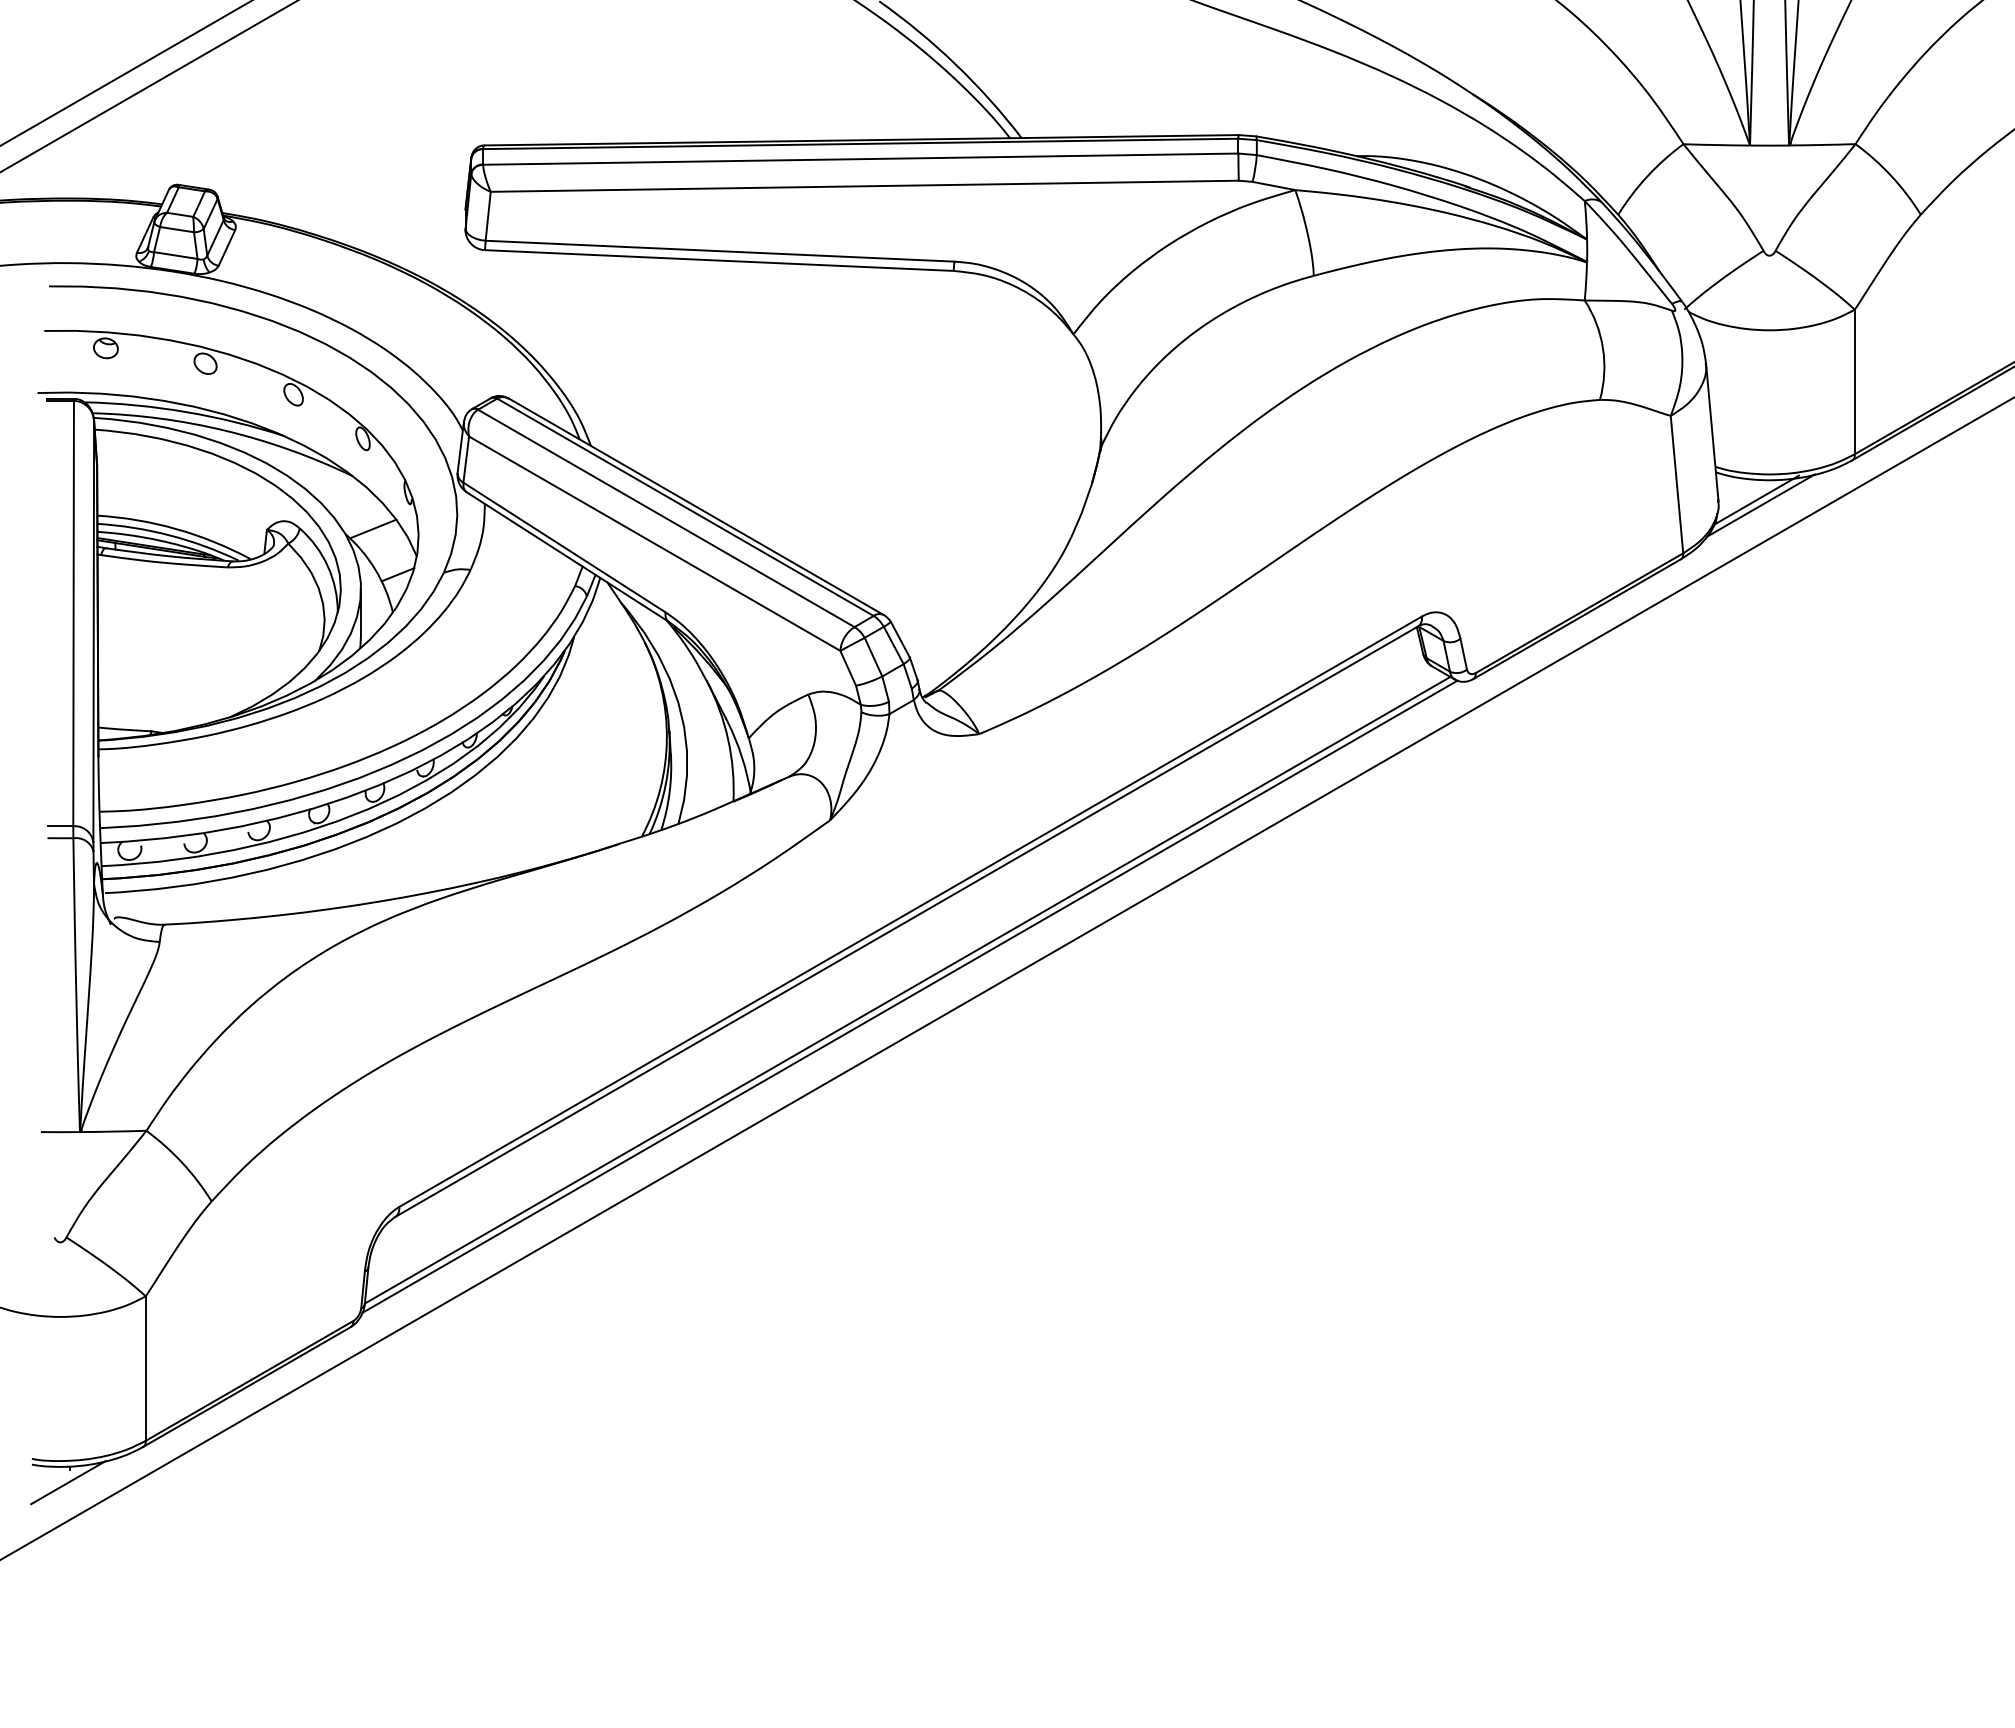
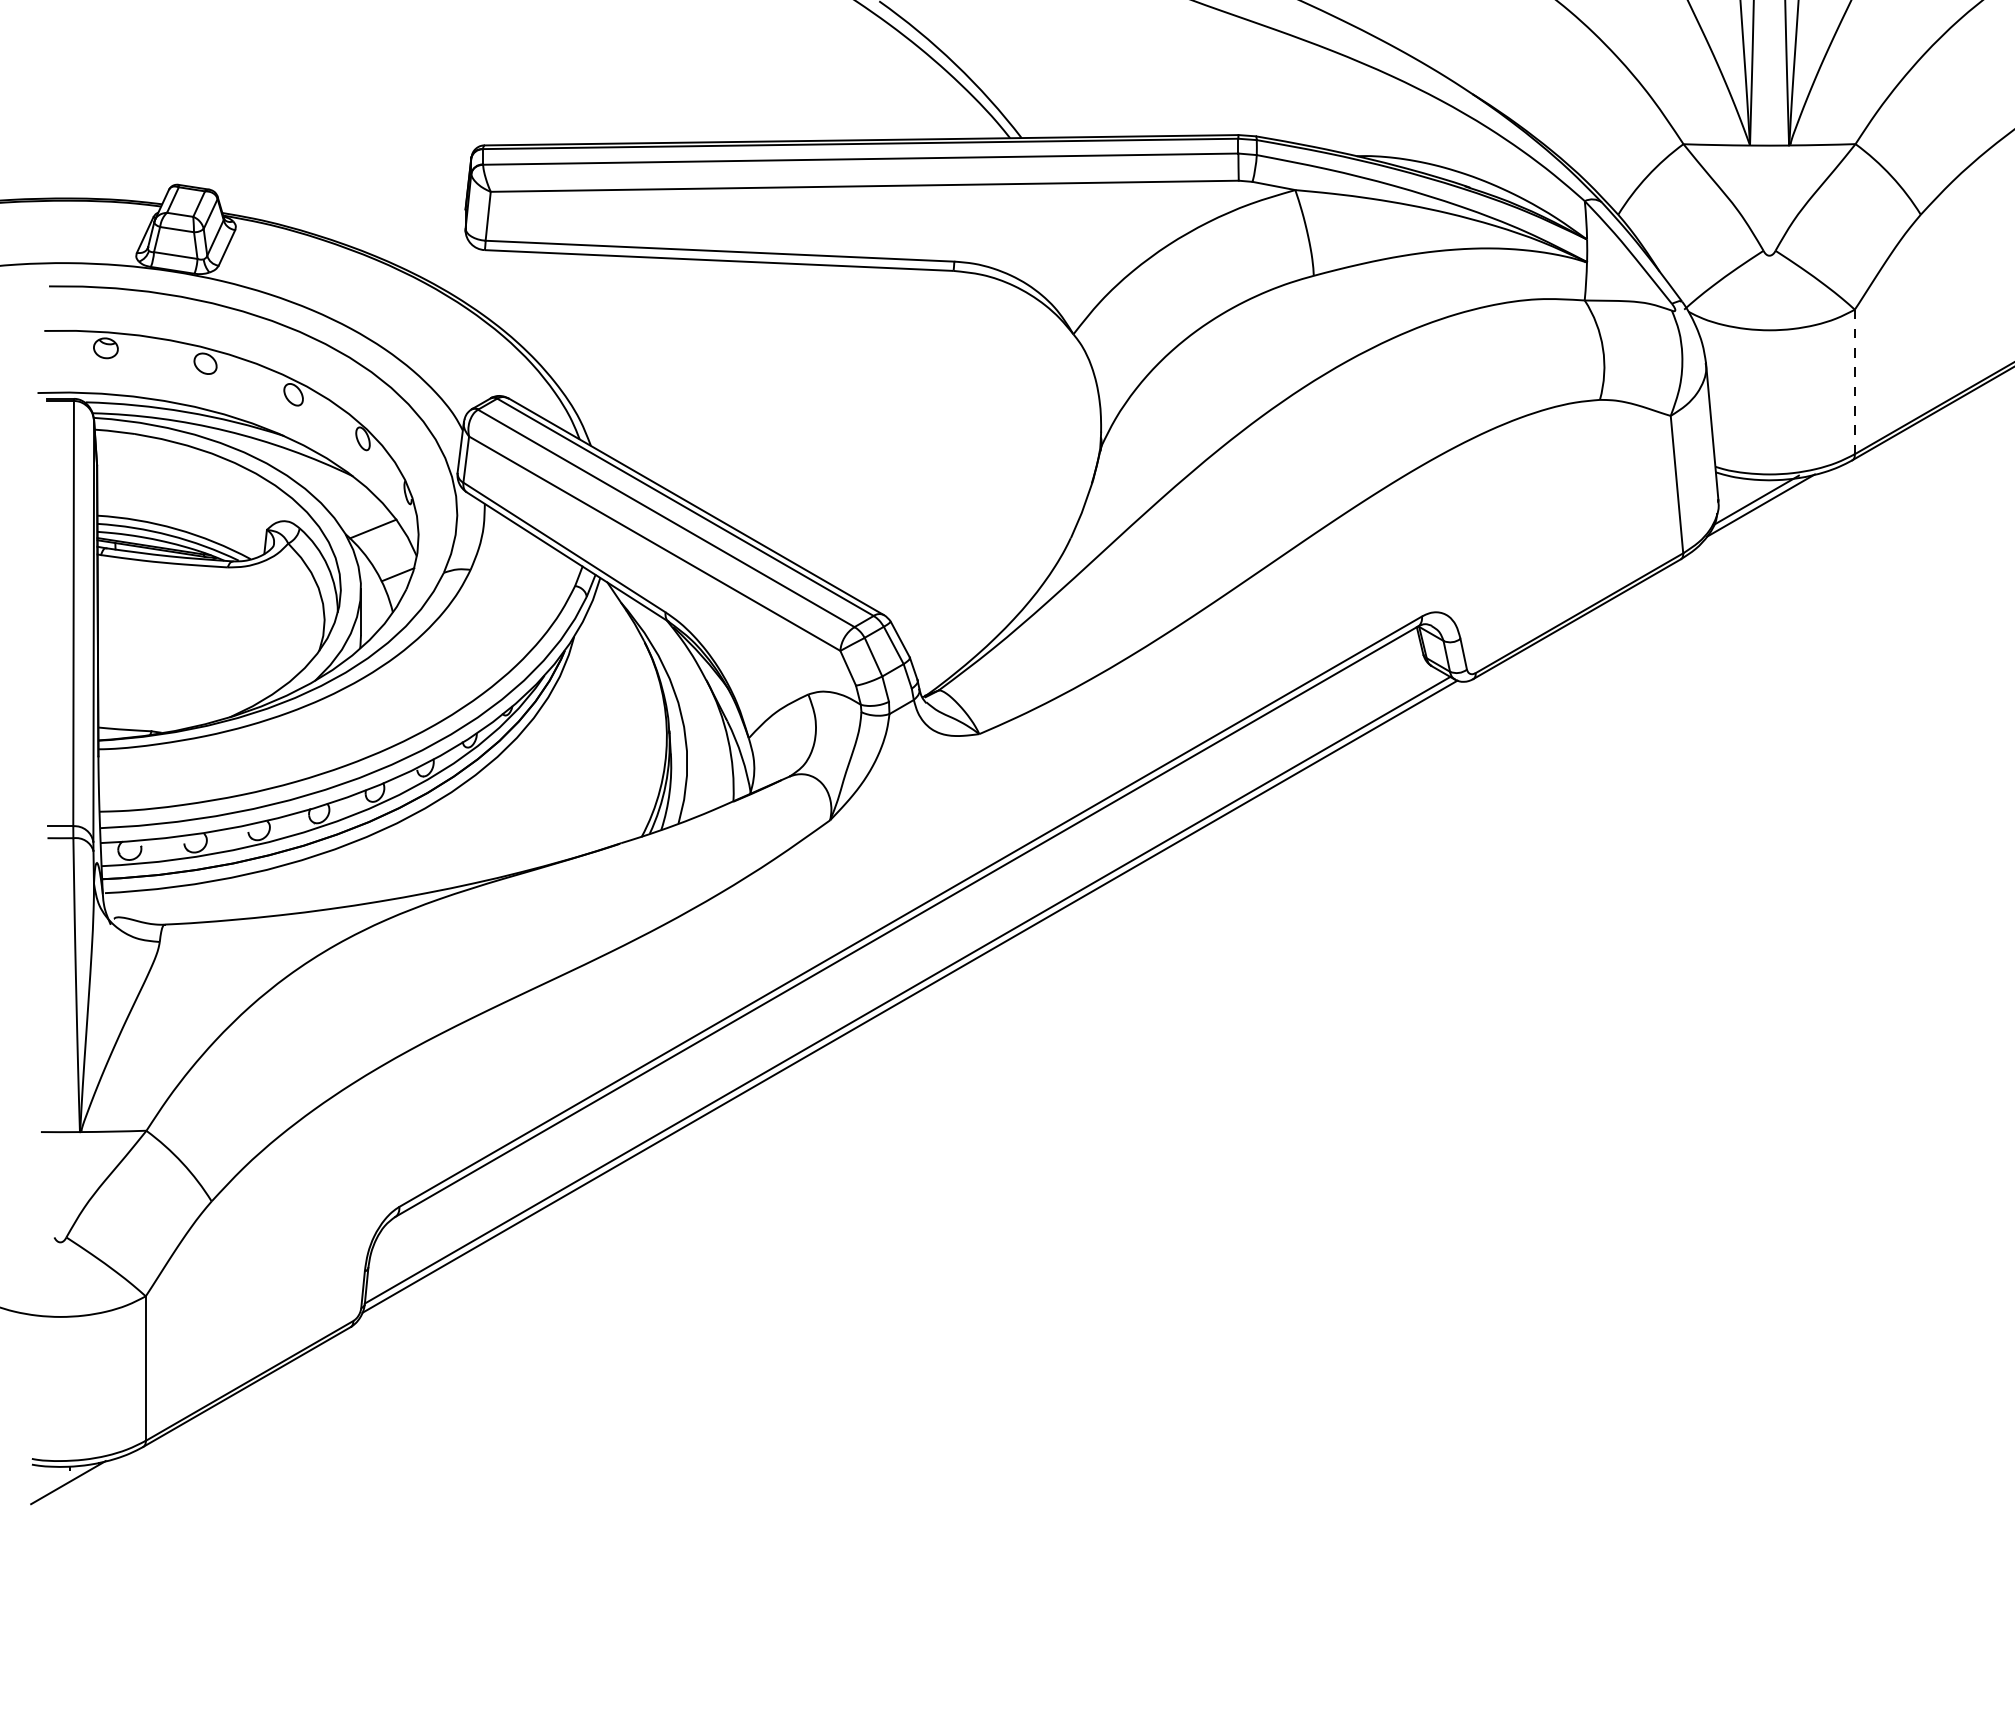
line: present -> none (125, 73)
line: present -> none (148, 86)
line: solid -> dashed (1854, 381)
line: present -> none (1006, 979)
